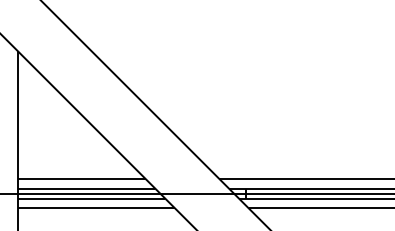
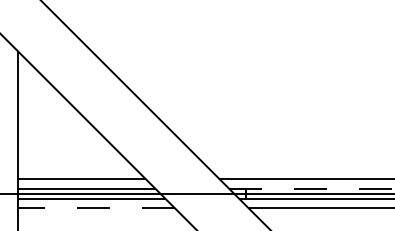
line: solid -> dashed (311, 188)
line: solid -> dashed (95, 208)
